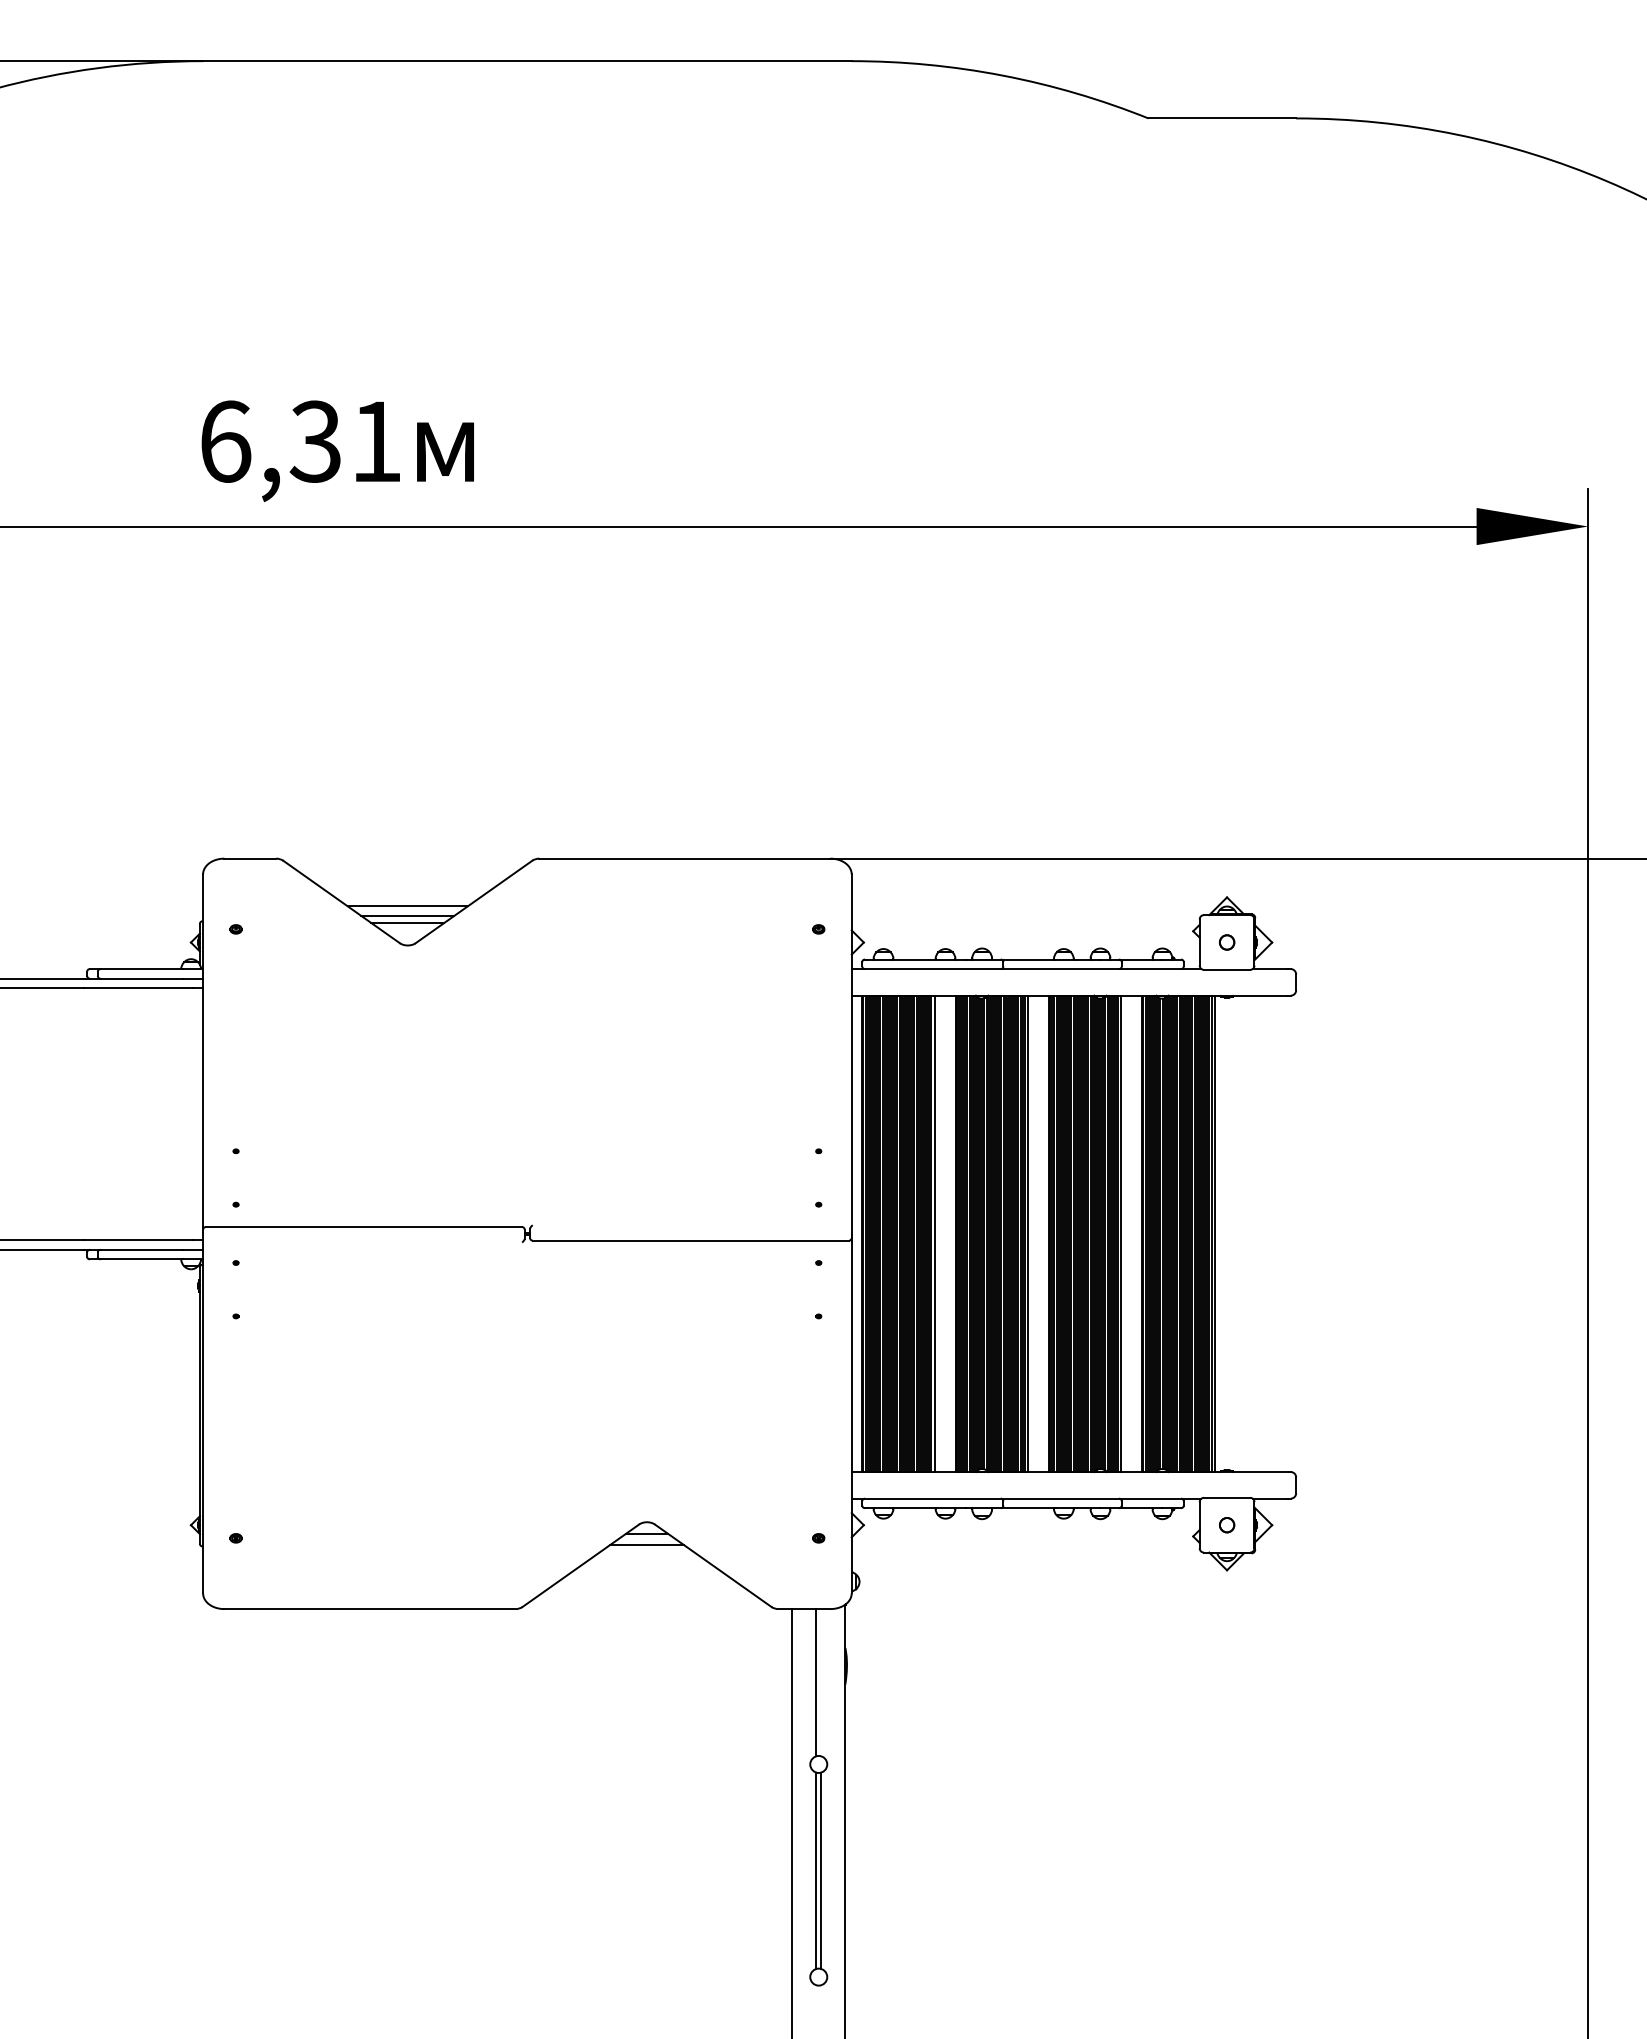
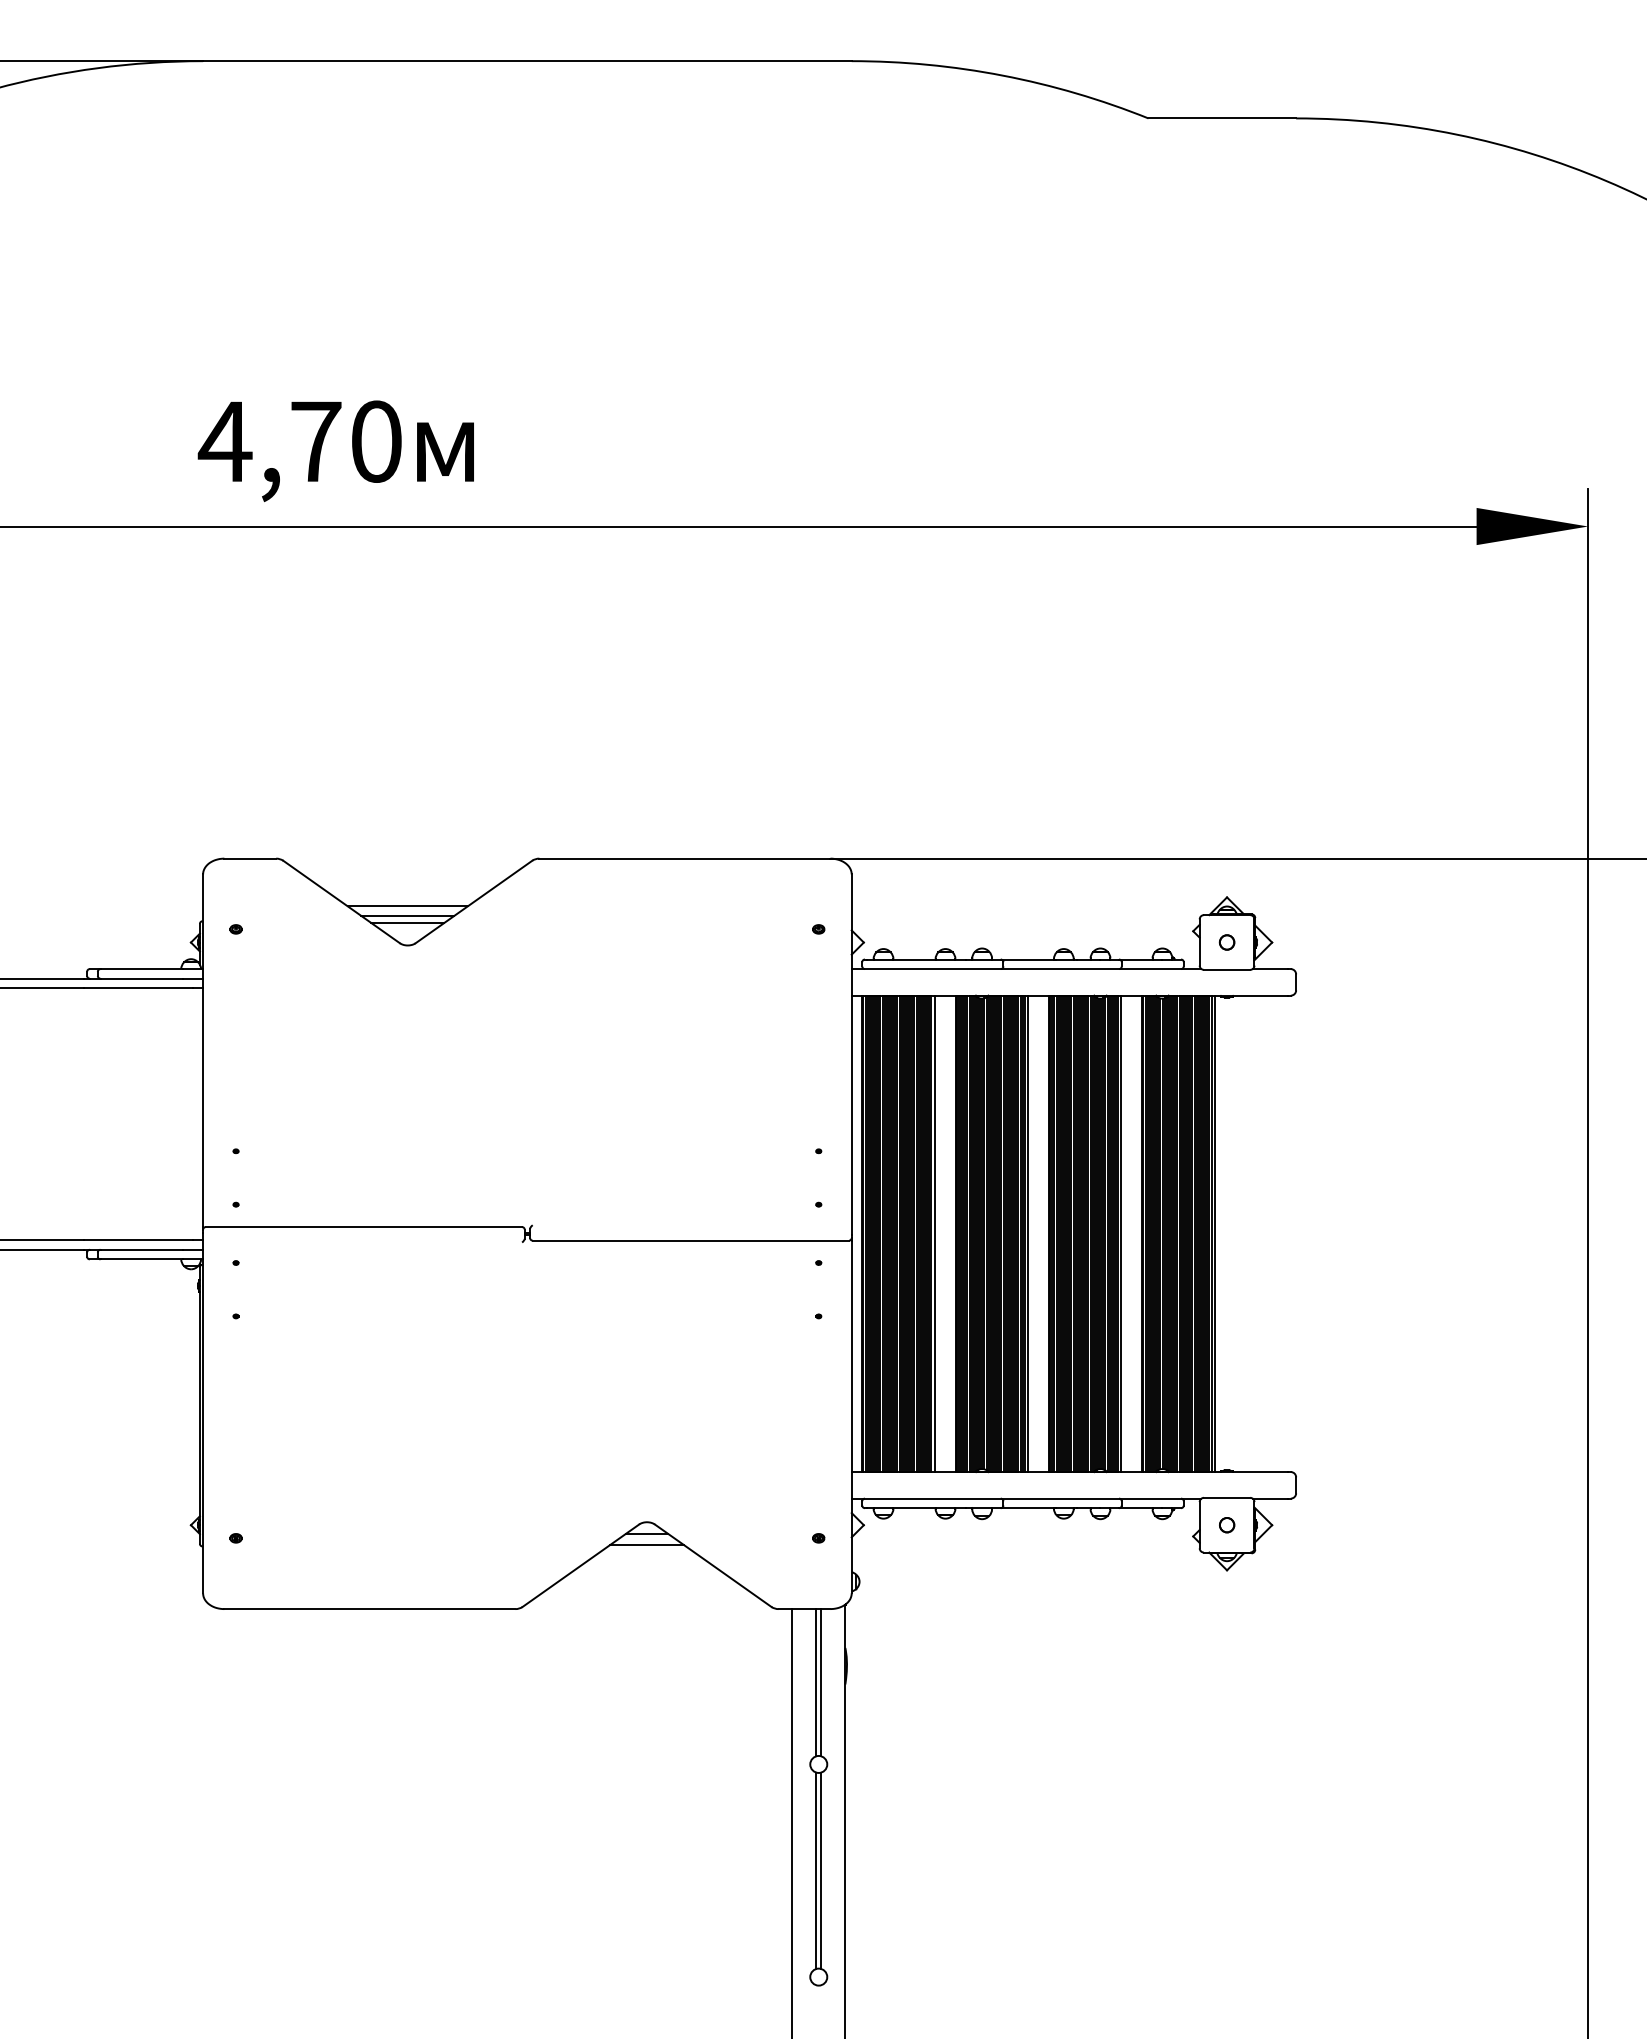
text: 6,31 -> 4,70 (299, 441)
line: none -> present (821, 1682)
